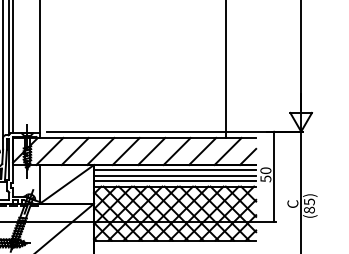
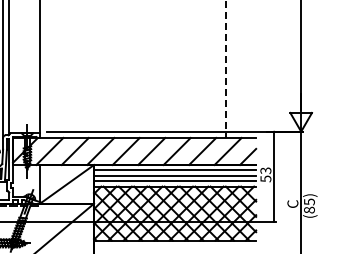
line: present -> none (13, 67)
line: solid -> dashed (225, 69)
text: 50 -> 53 (265, 170)
